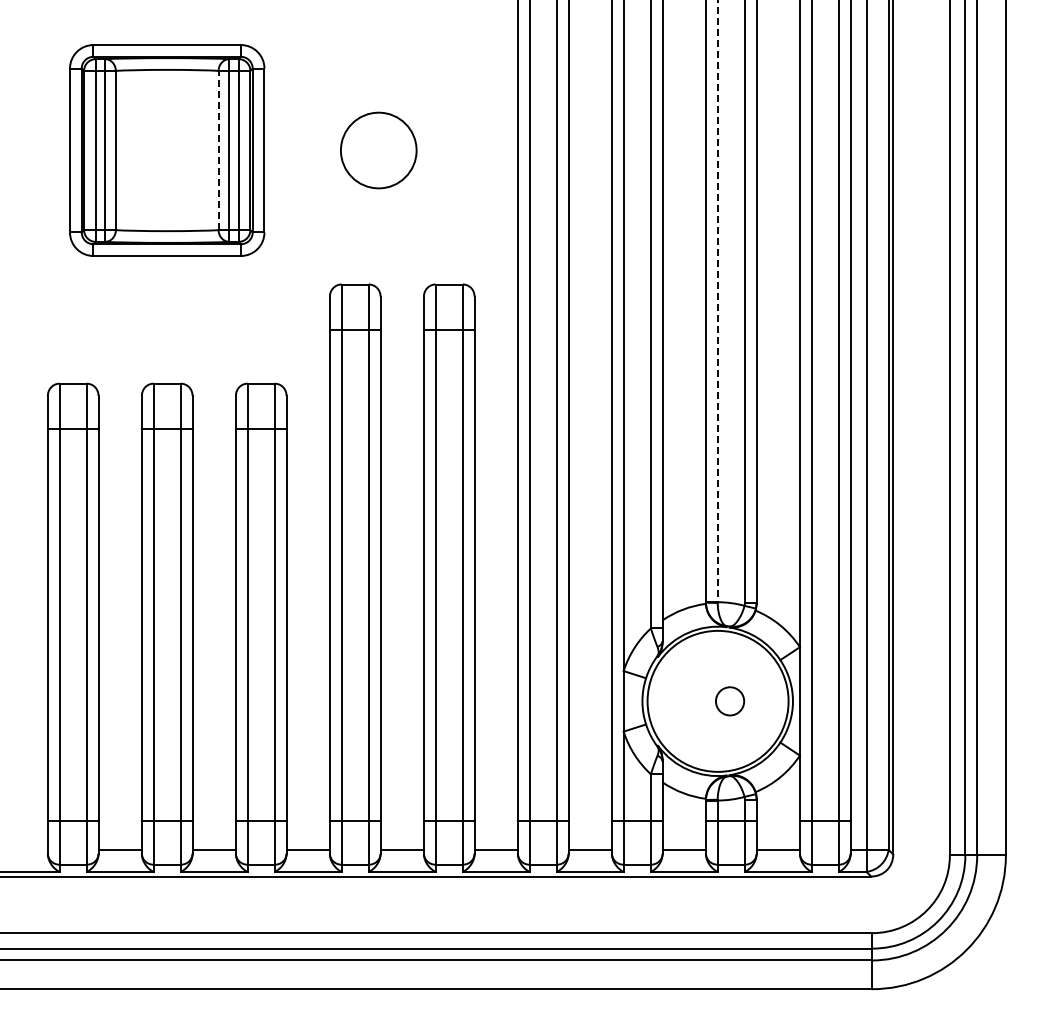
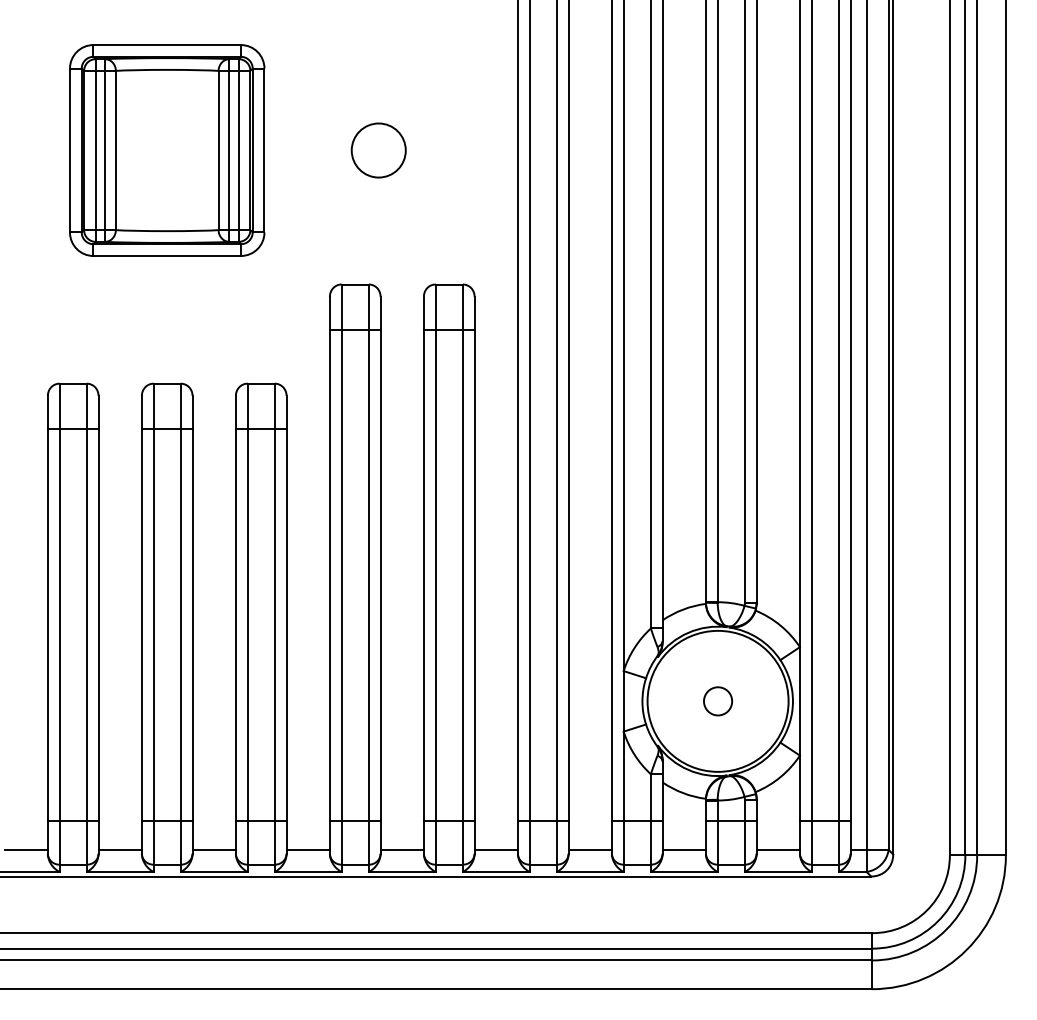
line: dashed -> solid (218, 150)
circle diameter: 76 px -> 54 px (378, 150)
line: dashed -> solid (717, 301)
circle position: (730, 701) -> (718, 701) (718, 701)
line: none -> present (25, 849)
